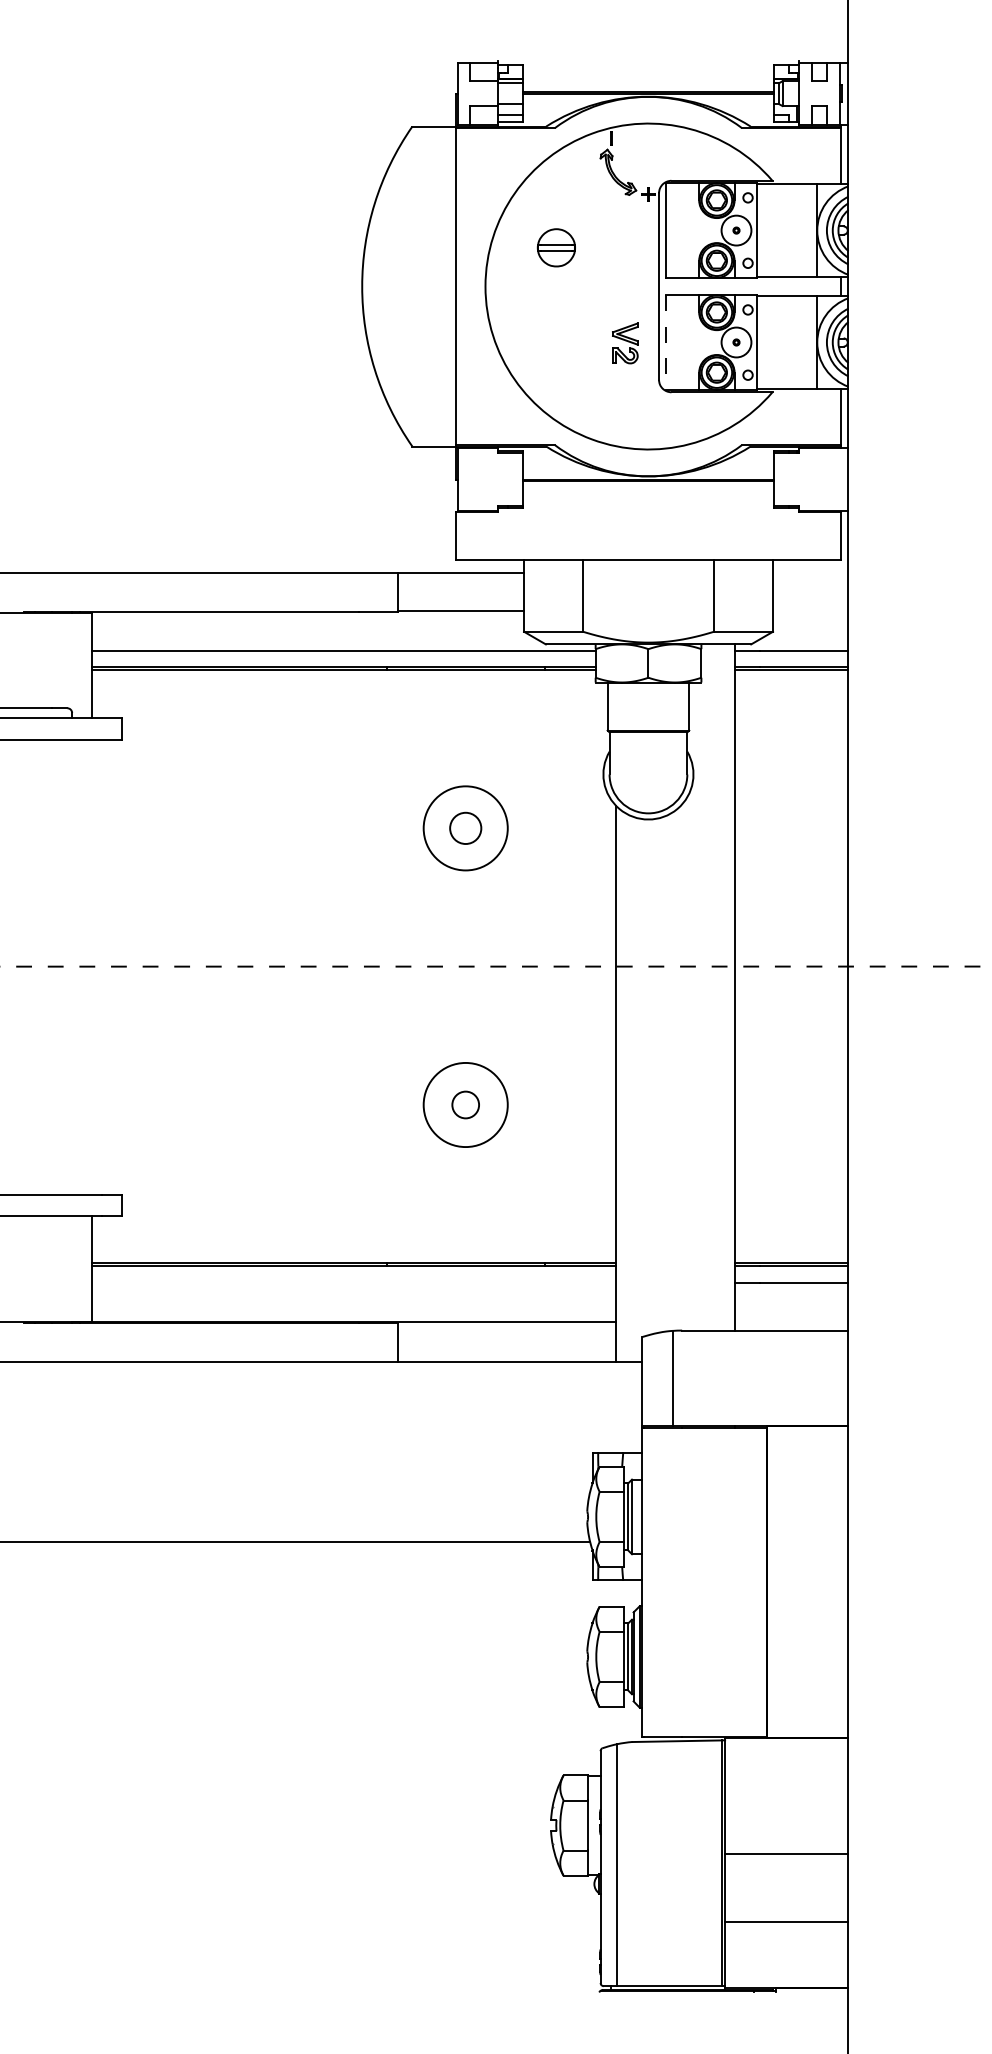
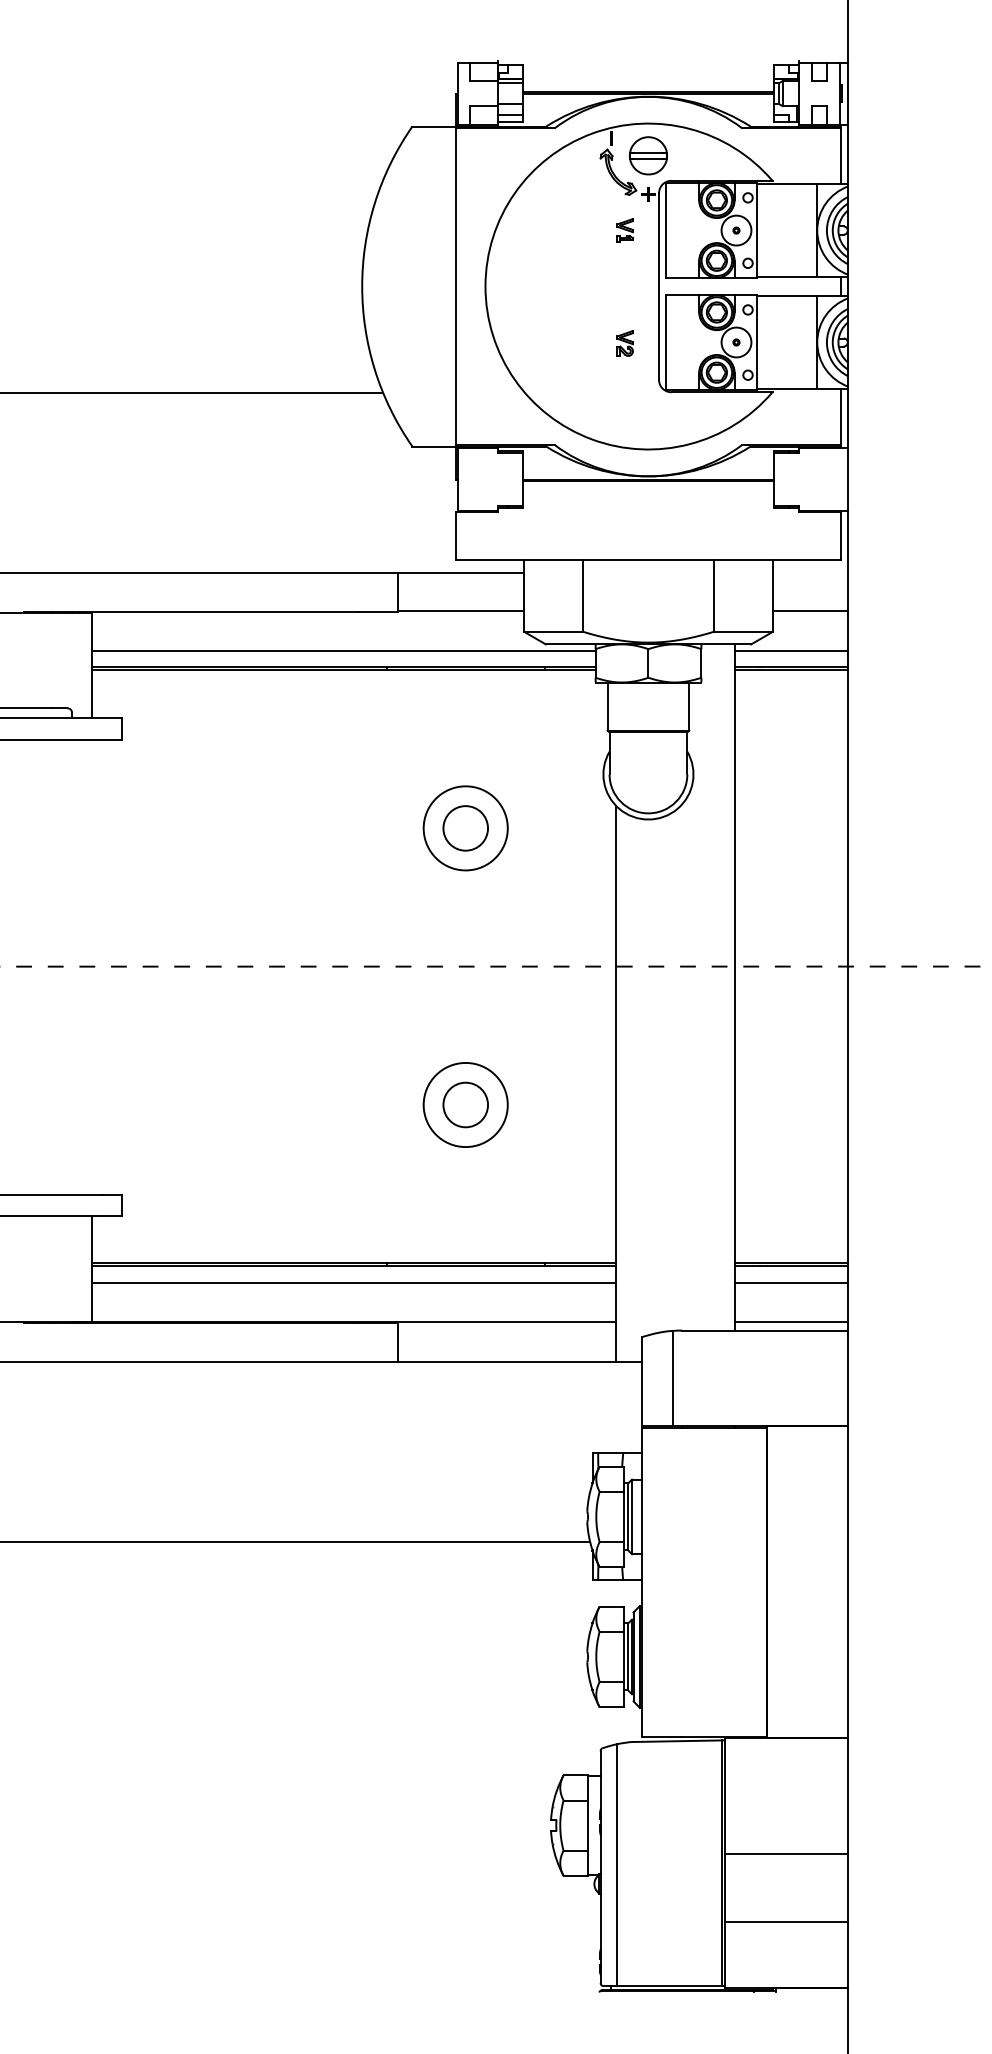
part: none -> present (624, 230)
part position: (555, 247) -> (647, 155) (647, 155)
part size: 27x43 px -> 18x27 px (624, 343)
line: dashed -> solid (666, 343)
line: none -> present (192, 393)
line: none -> present (810, 611)
circle diameter: 31 px -> 45 px (465, 828)
circle diameter: 27 px -> 45 px (465, 1104)
line: none -> present (353, 1282)
line: none -> present (791, 1322)
